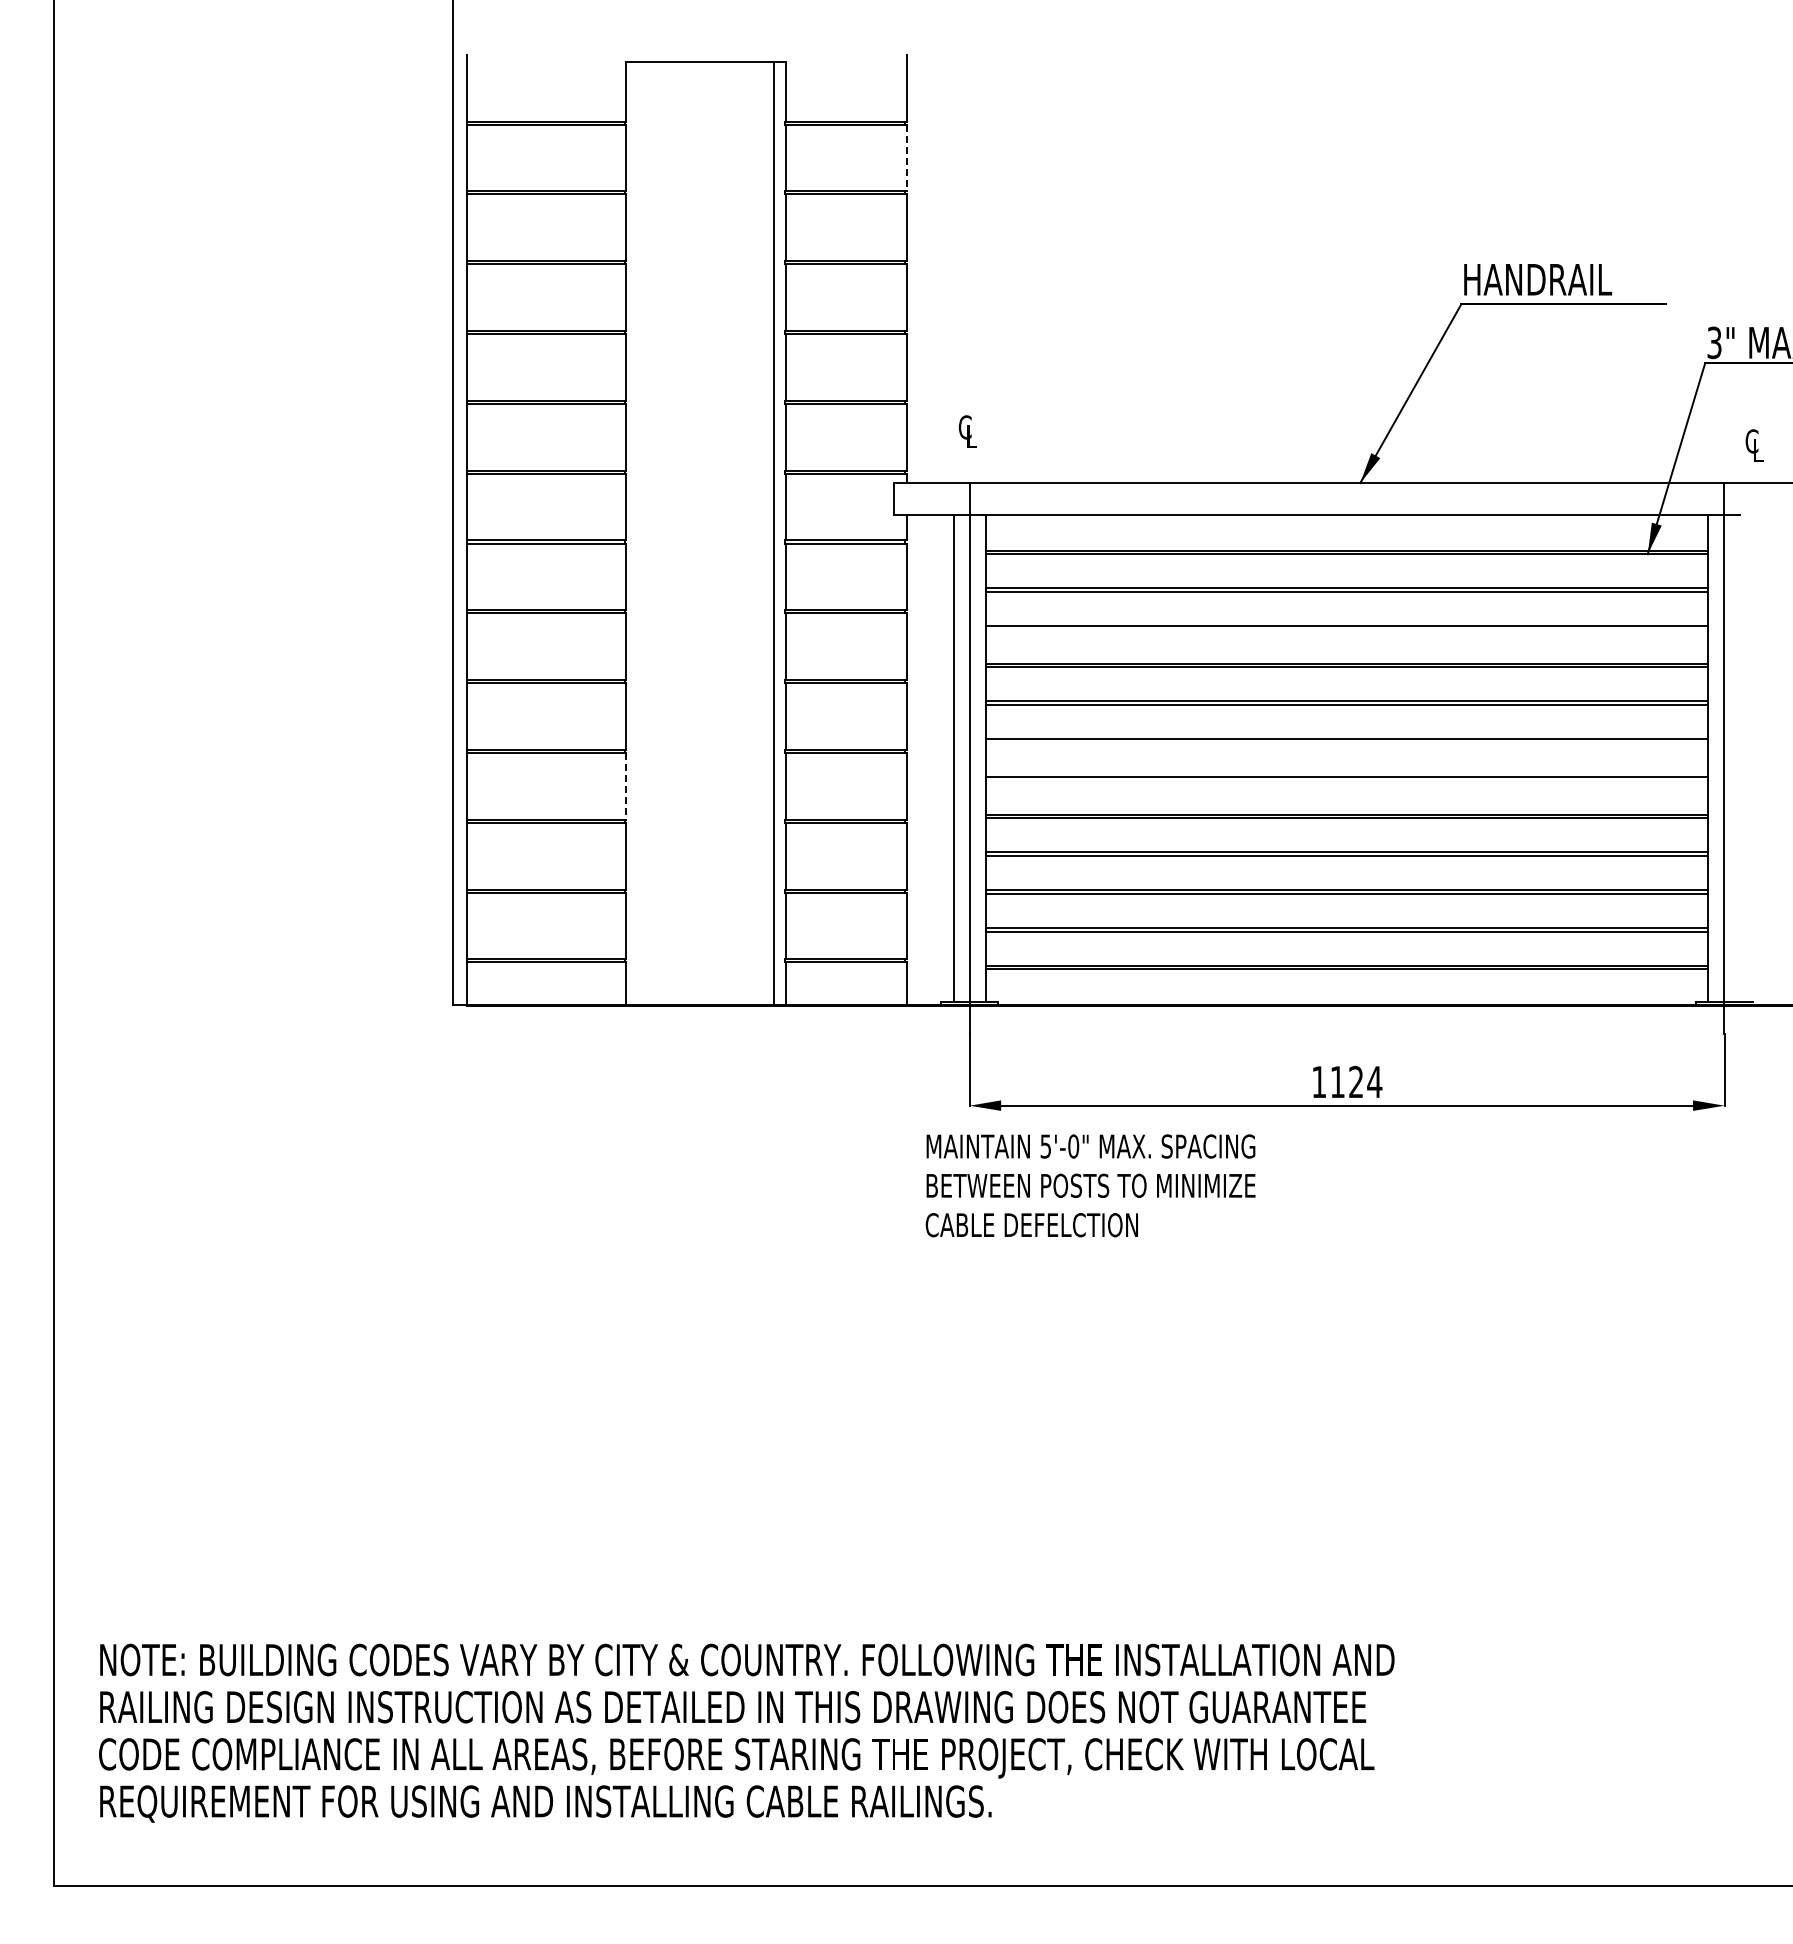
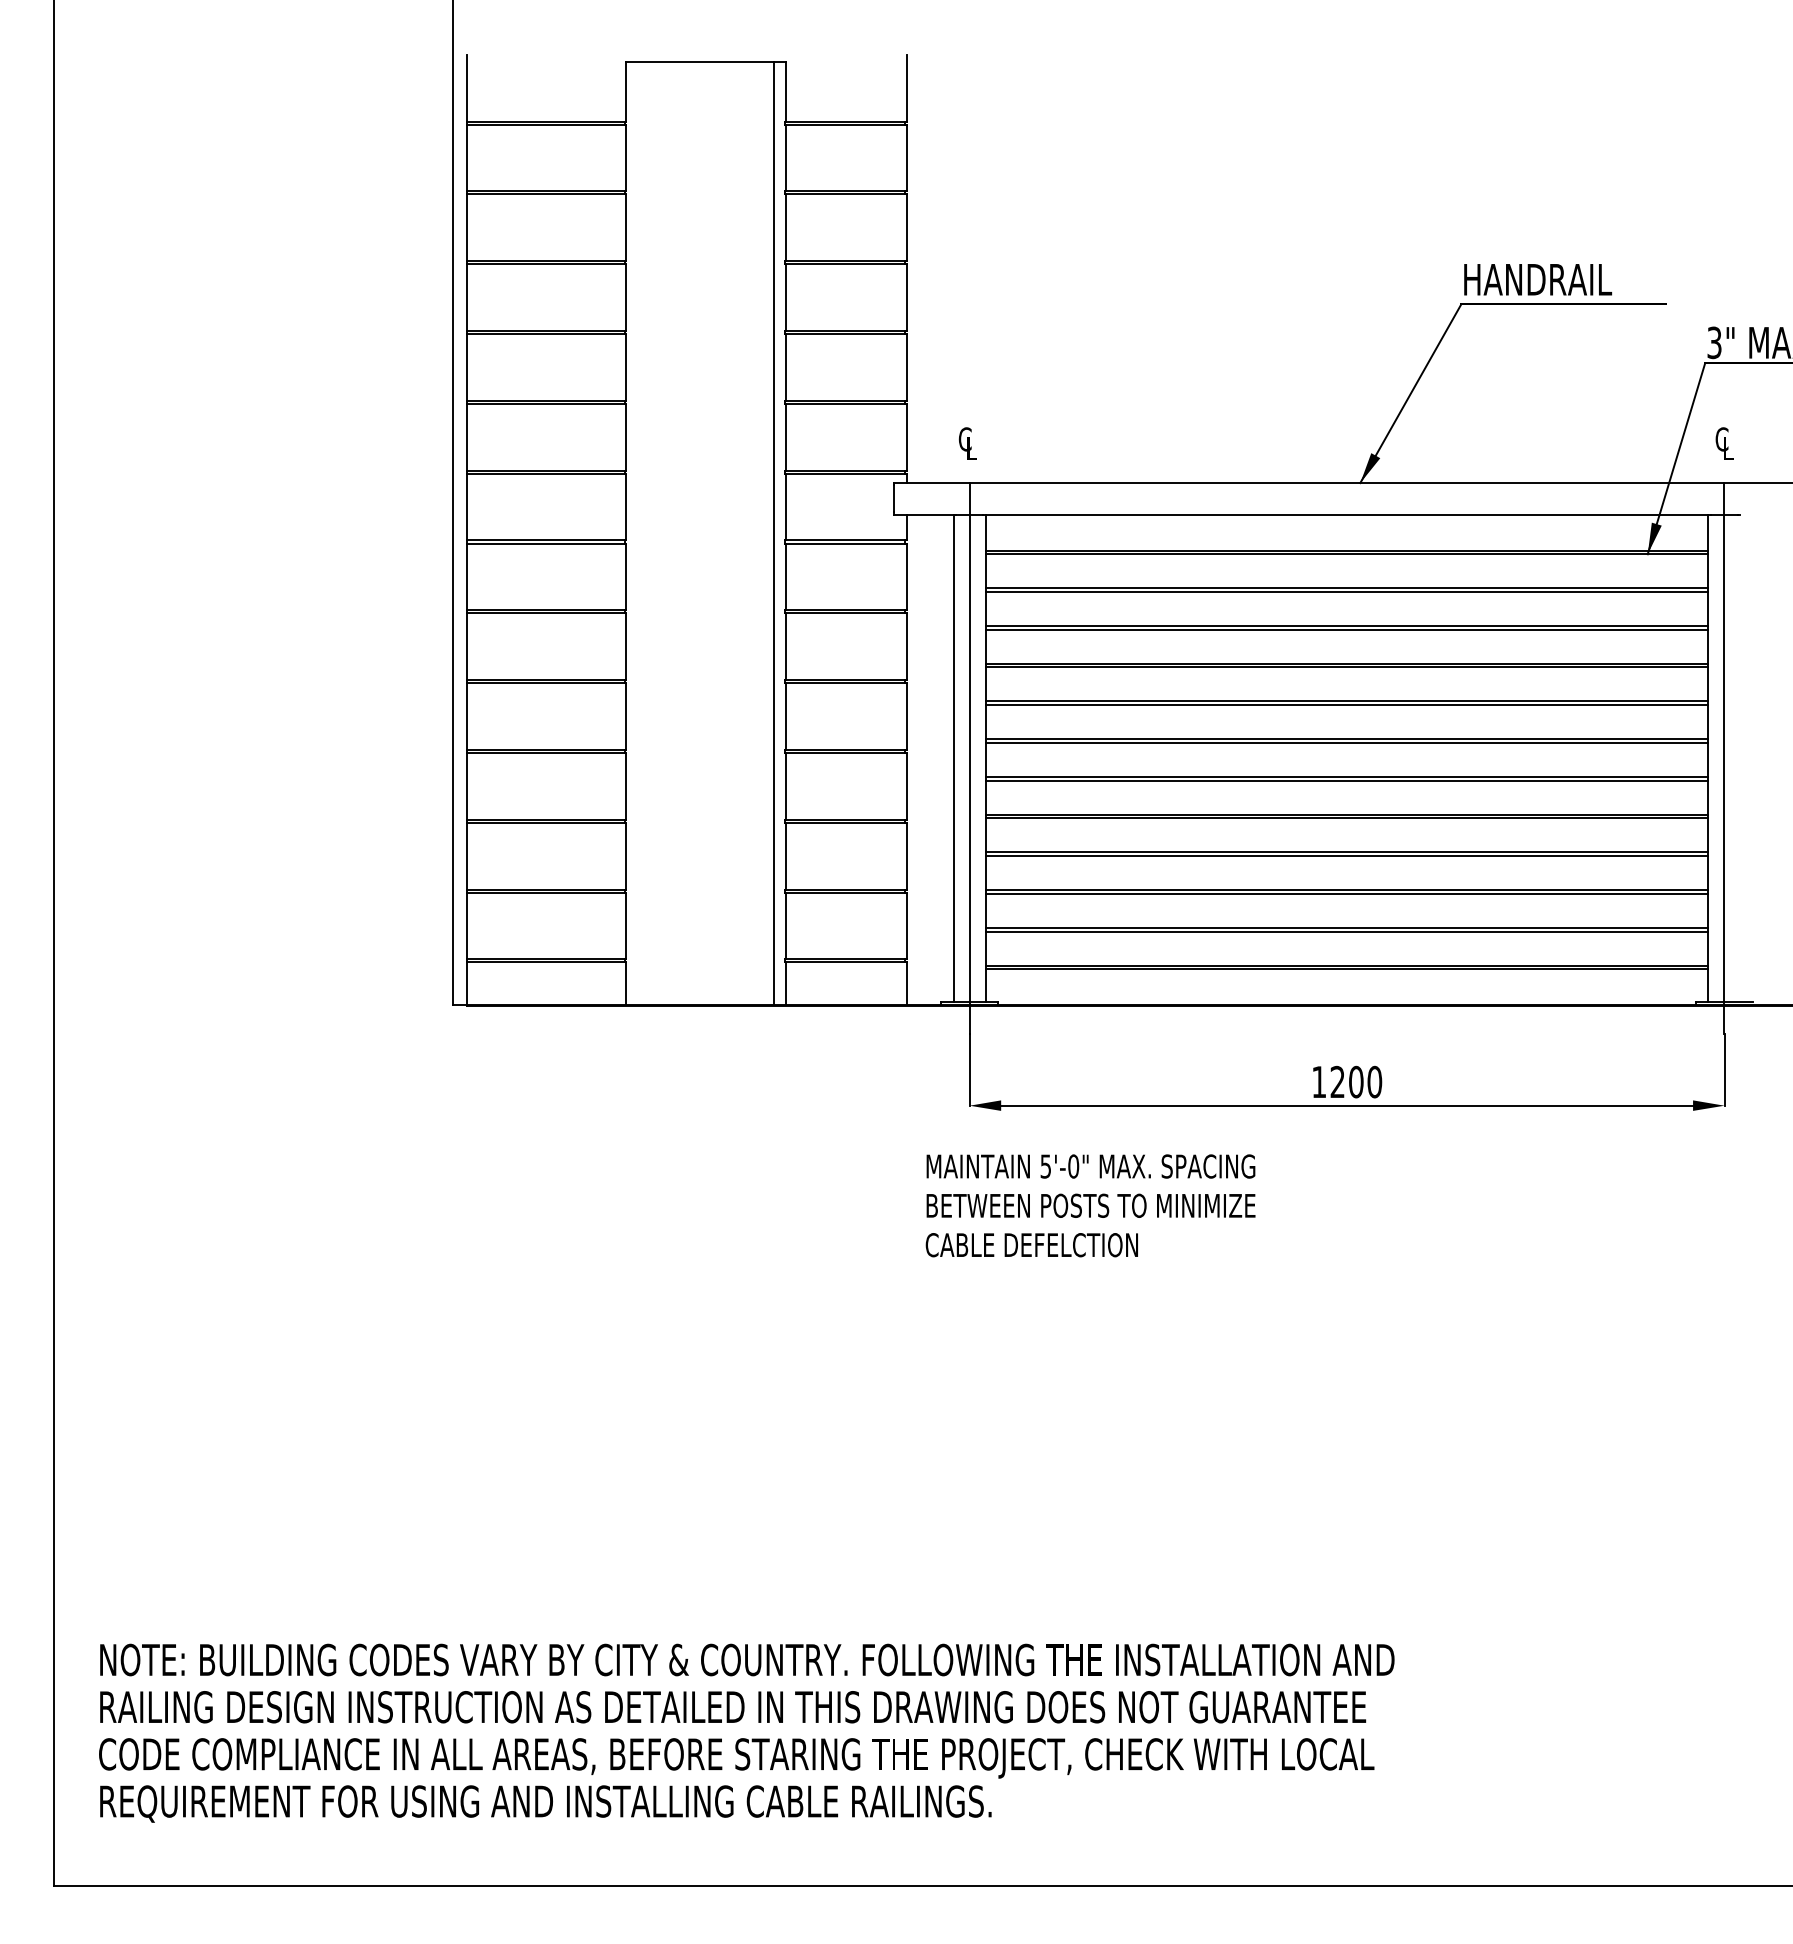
line: dashed -> solid (906, 158)
text position: (967, 431) -> (967, 443) (967, 443)
text position: (1754, 445) -> (1724, 443) (1724, 443)
line: none -> present (1346, 629)
line: none -> present (1346, 742)
line: none -> present (1346, 780)
line: dashed -> solid (626, 786)
text: 1124 -> 1200 (1356, 1081)
text position: (1090, 1185) -> (1090, 1205) (1090, 1205)
